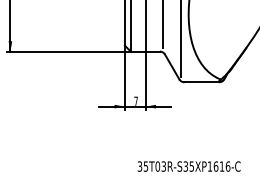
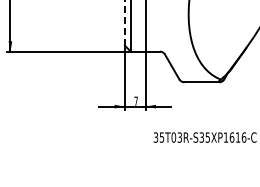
line: solid -> dashed (124, 22)
line: present -> none (163, 25)
line: present -> none (181, 39)
text position: (188, 166) -> (204, 137) (204, 137)
